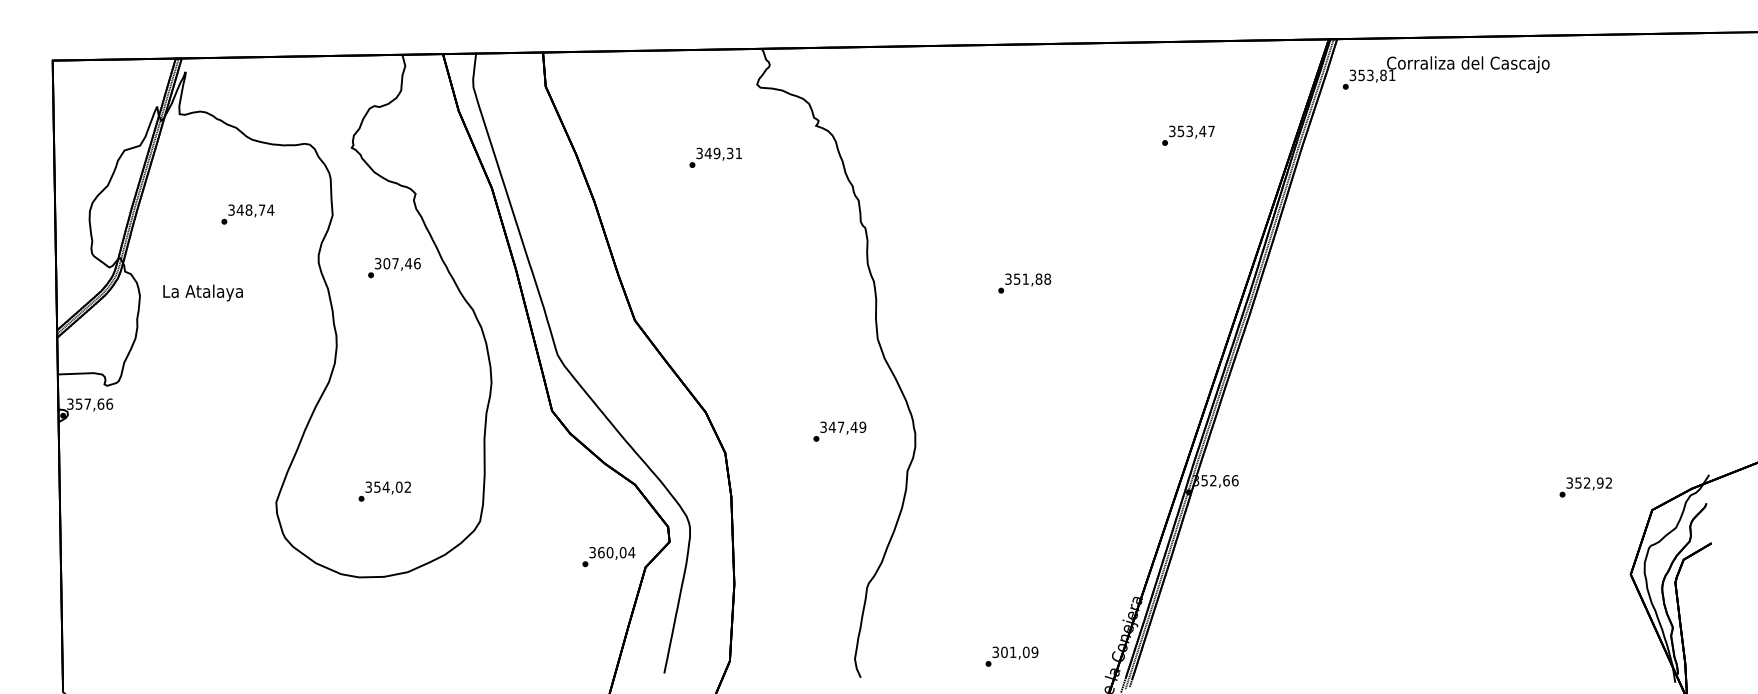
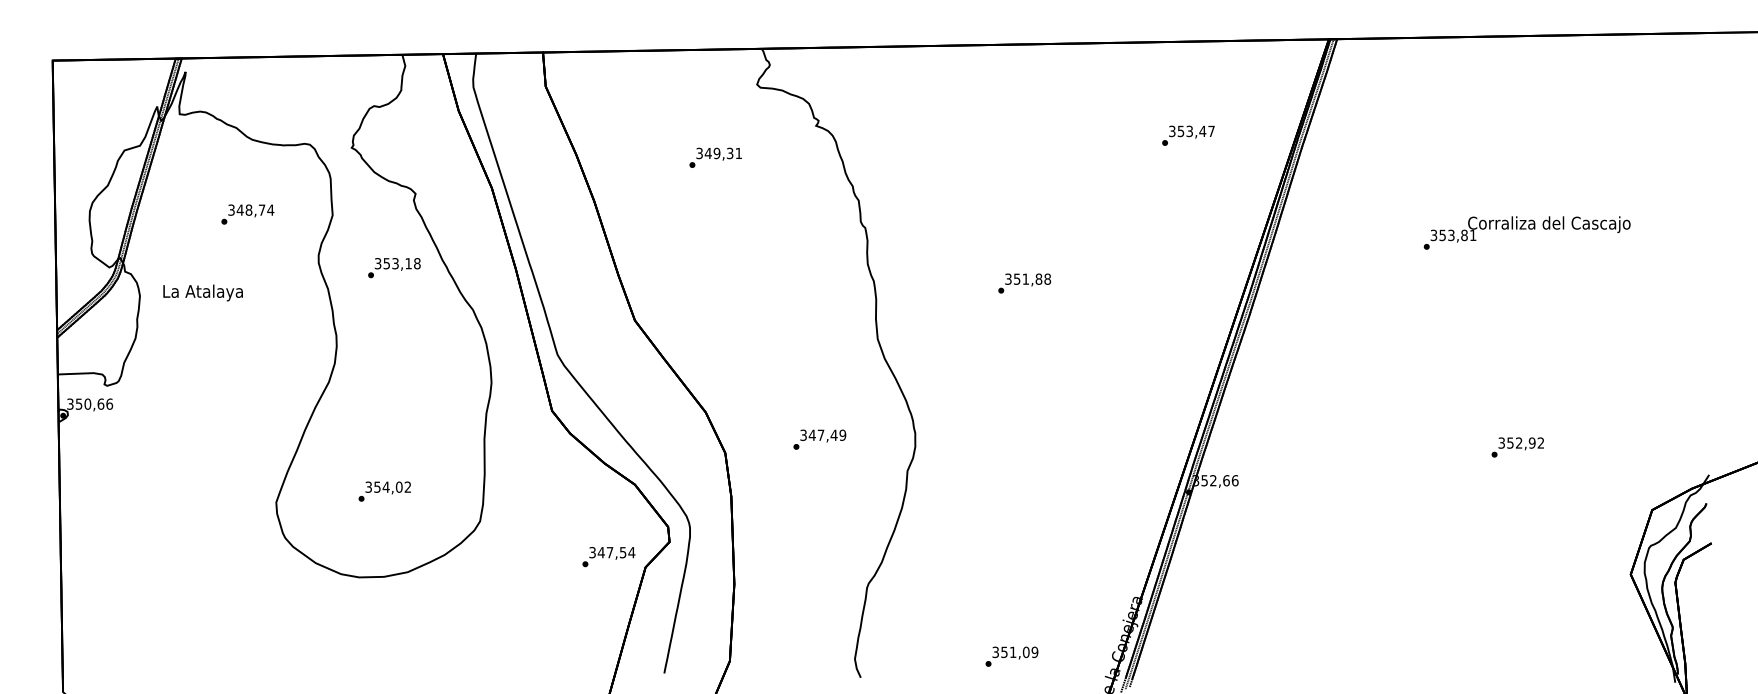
text position: (1445, 72) -> (1526, 232) (1526, 232)
text: 307,46 -> 353,18 (401, 263)
text: 357,66 -> 350,66 (87, 403)
text position: (839, 431) -> (819, 439) (819, 439)
text position: (1585, 487) -> (1517, 447) (1517, 447)
text: 360,04 -> 347,54 (611, 552)
text: 301,09 -> 351,09 (1004, 652)
